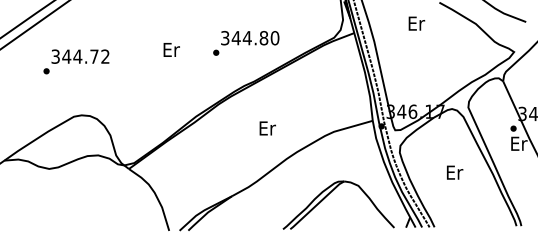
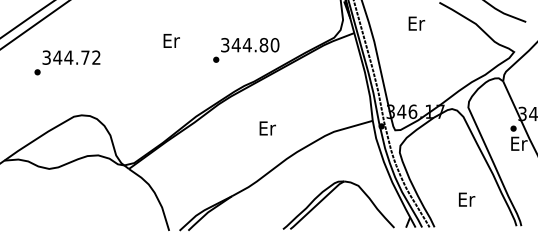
text position: (246, 43) -> (246, 50) (246, 50)
text position: (171, 49) -> (171, 40) (171, 40)
text position: (76, 61) -> (67, 62) (67, 62)
text position: (455, 172) -> (467, 199) (467, 199)
